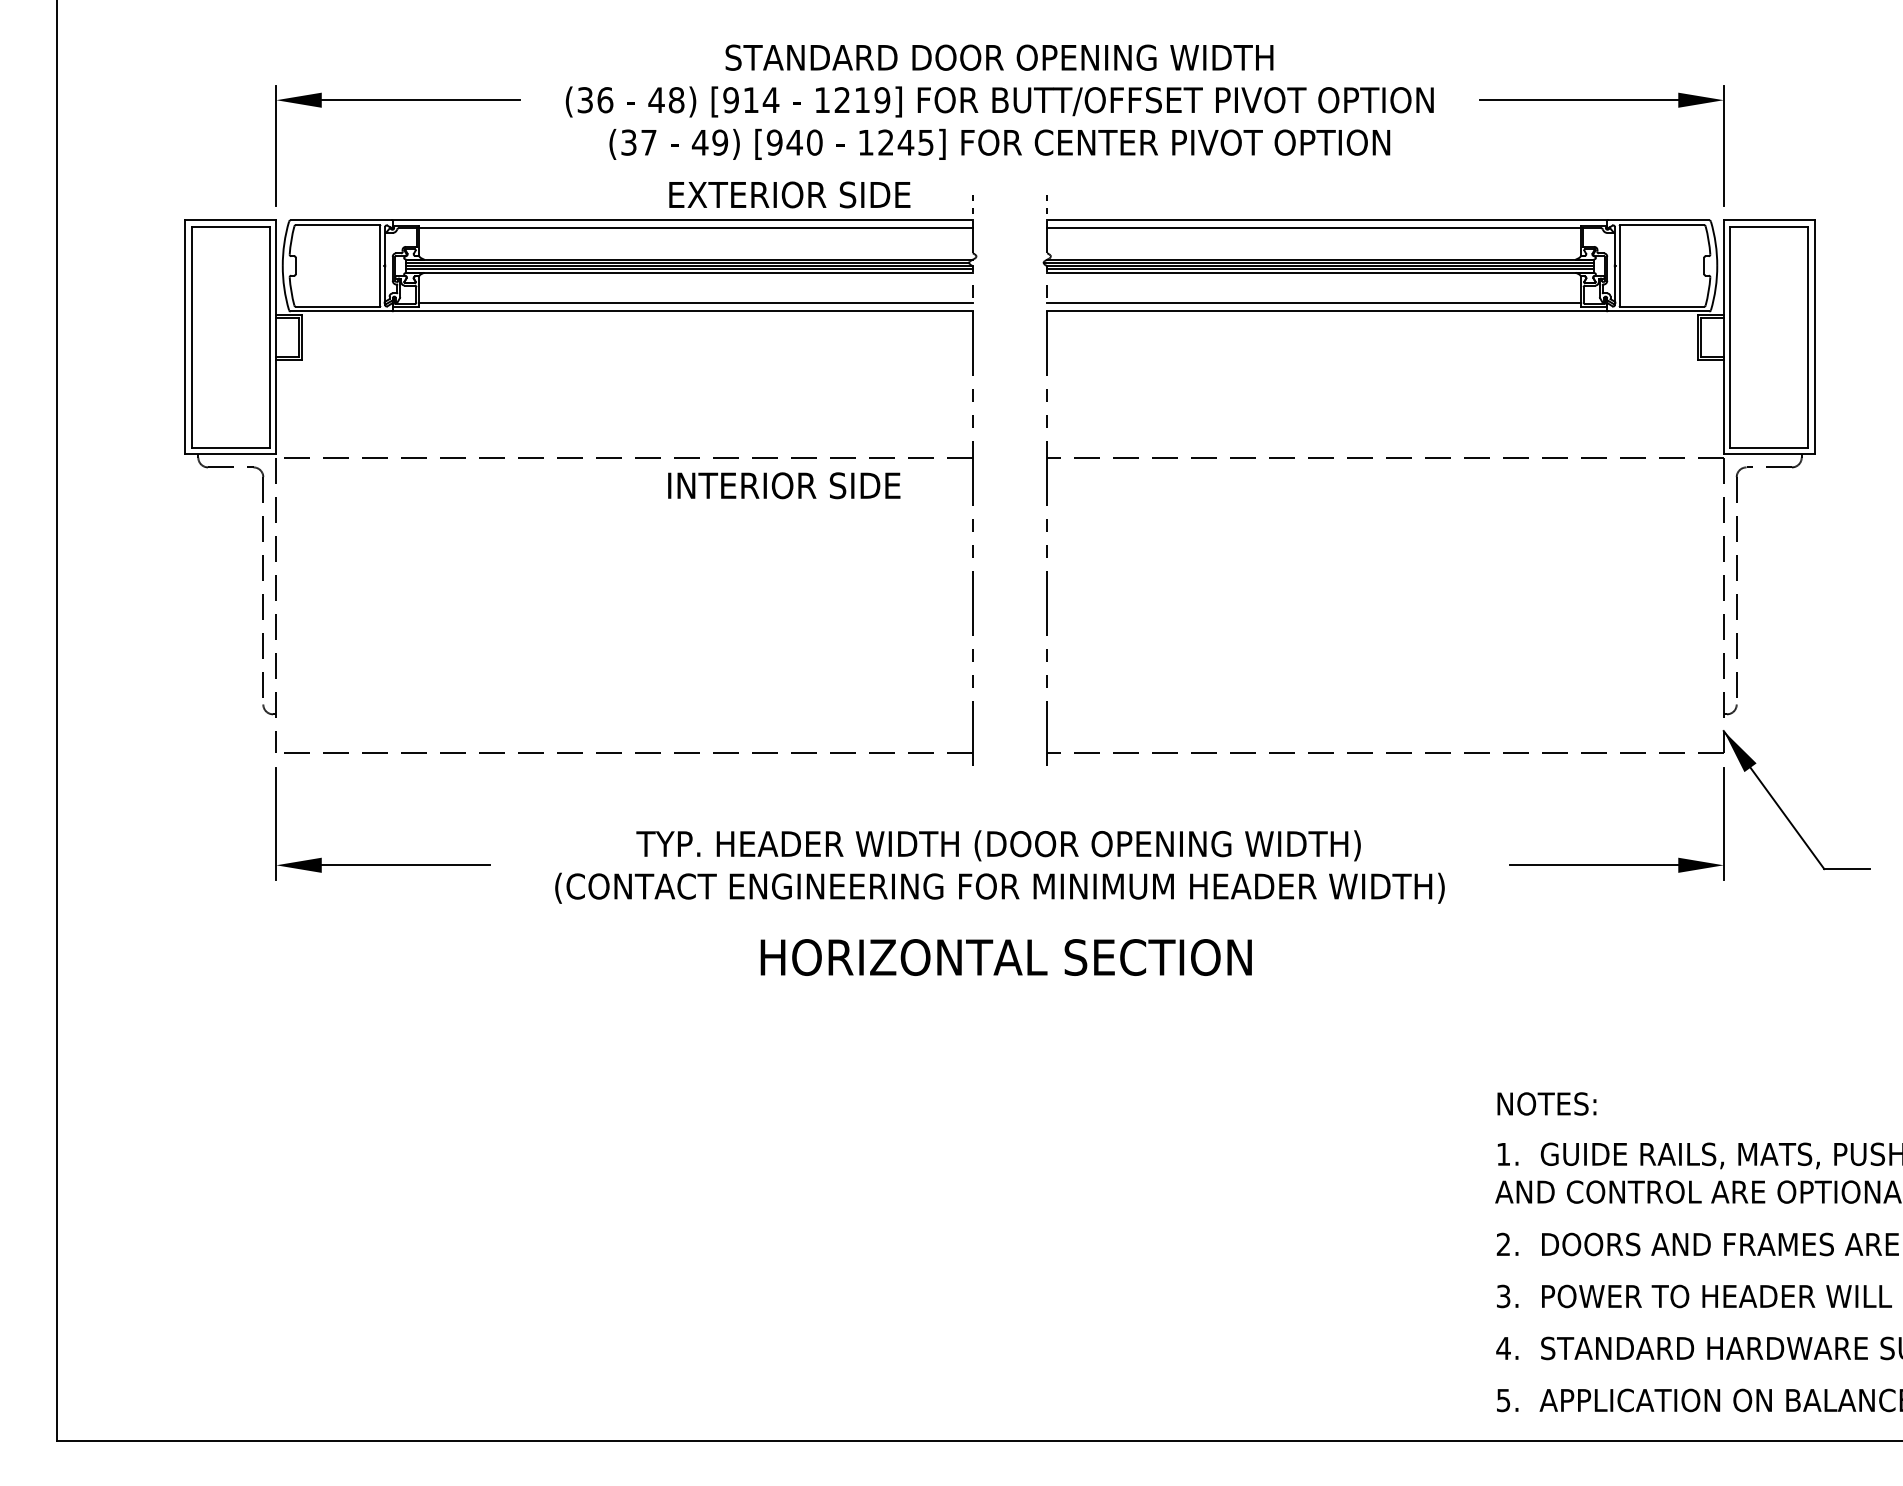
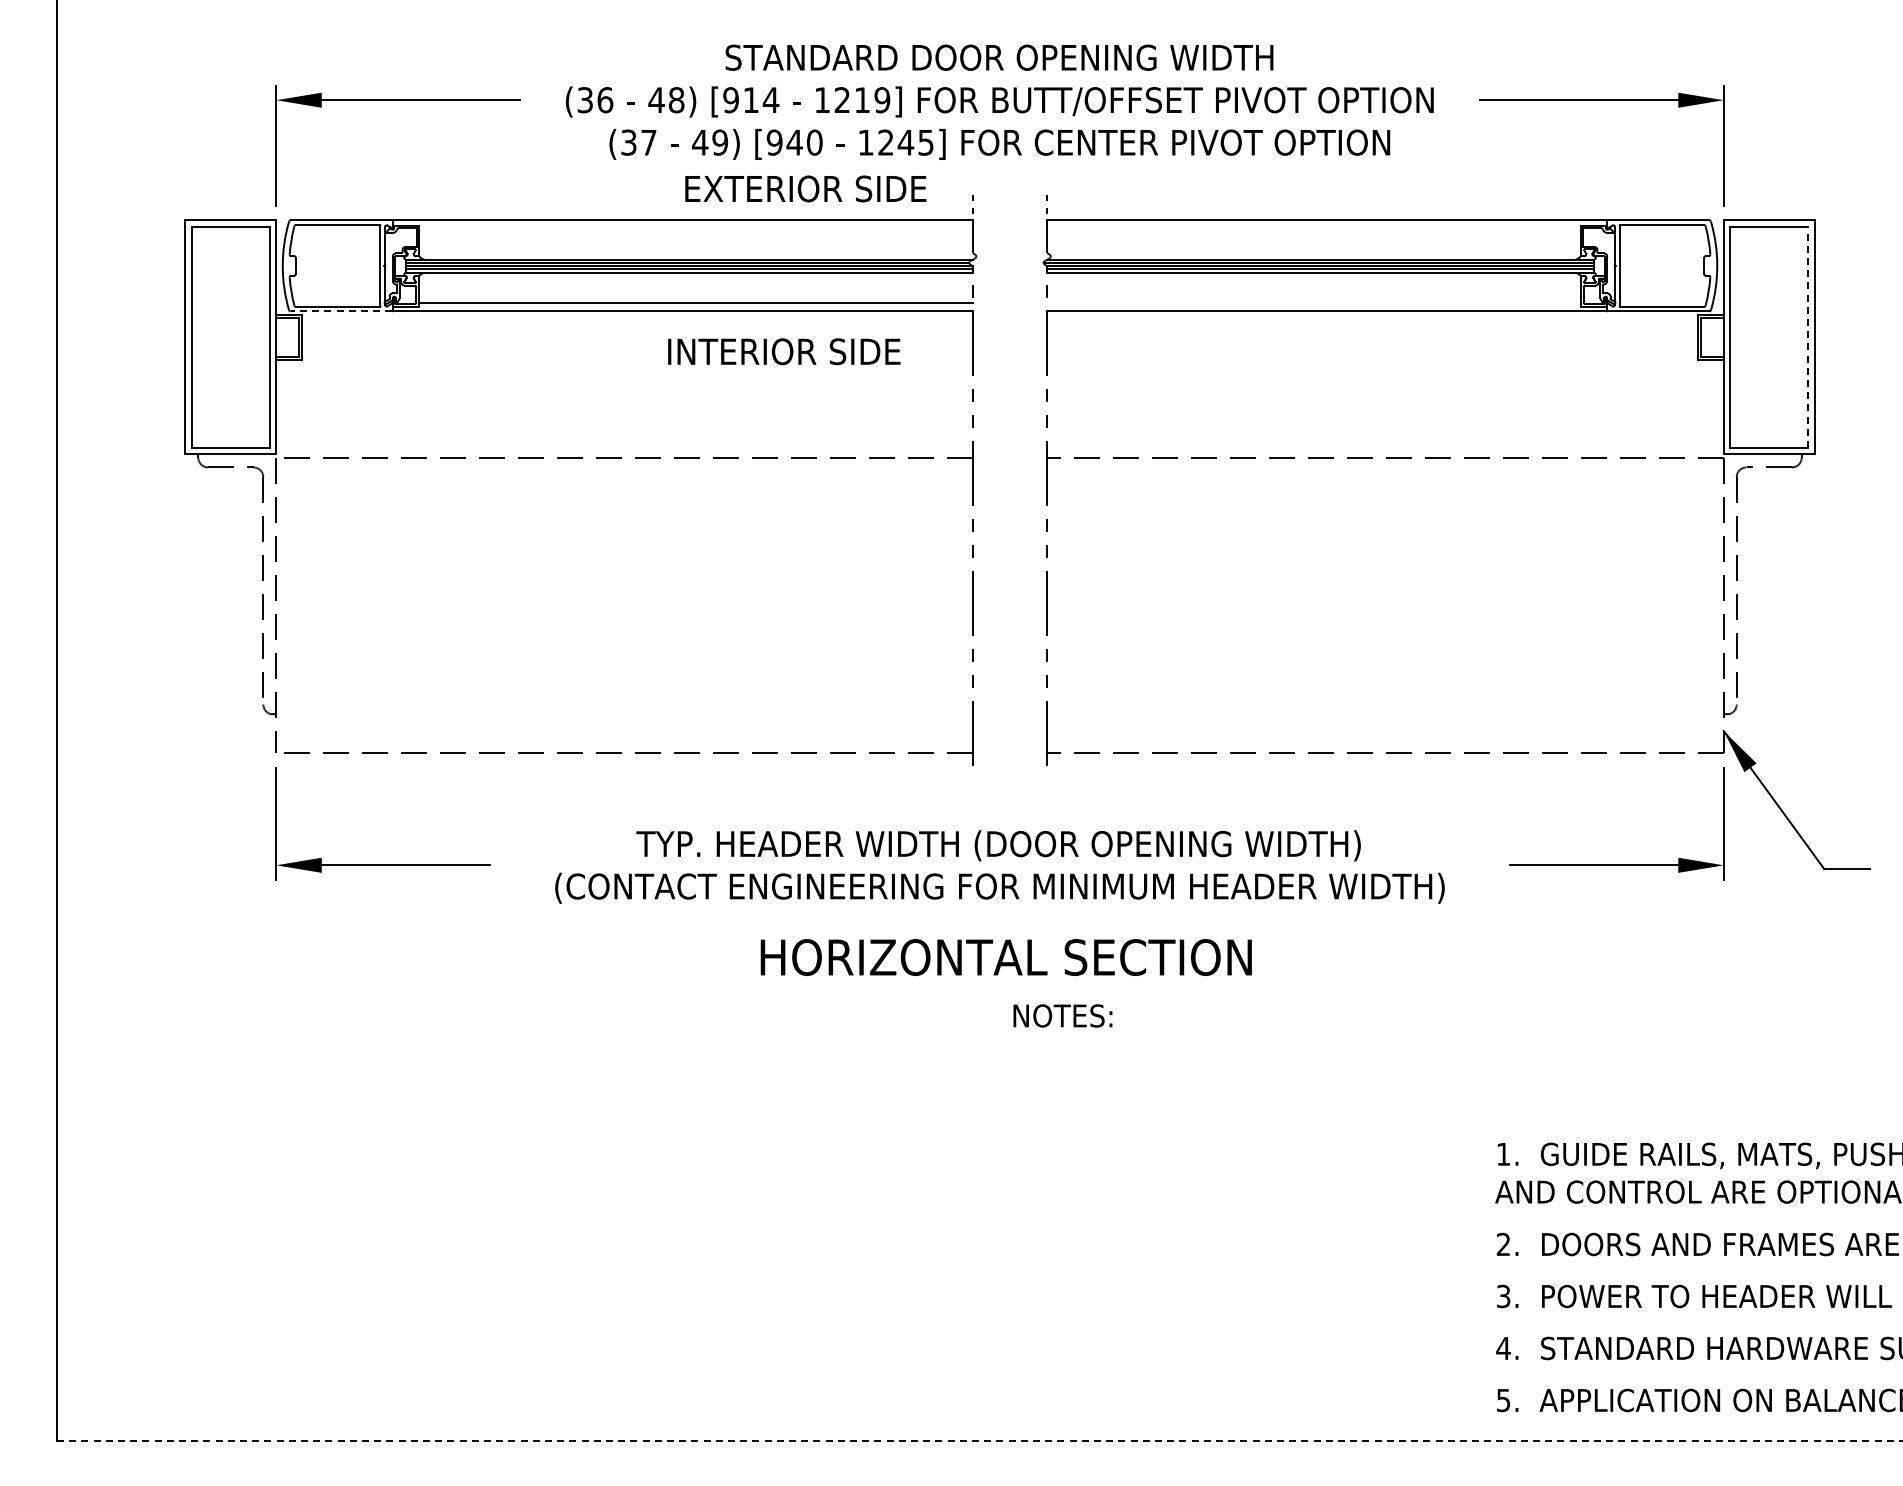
text position: (789, 194) -> (805, 188) (805, 188)
line: present -> none (695, 228)
line: present -> none (1313, 228)
line: present -> none (1314, 303)
line: solid -> dashed (341, 311)
line: solid -> dashed (1808, 336)
text position: (784, 485) -> (784, 351) (784, 351)
text position: (1546, 1103) -> (1062, 1015) (1062, 1015)
line: solid -> dashed (979, 1441)
